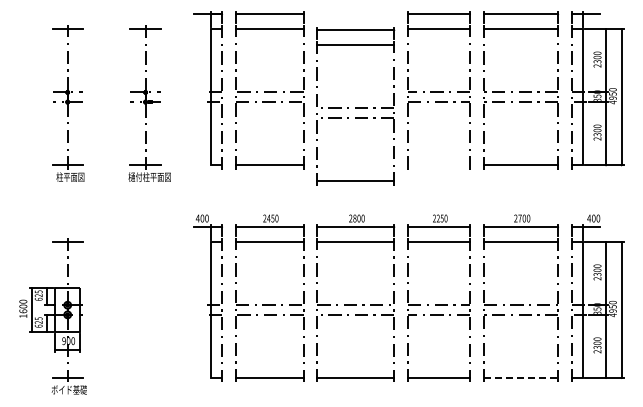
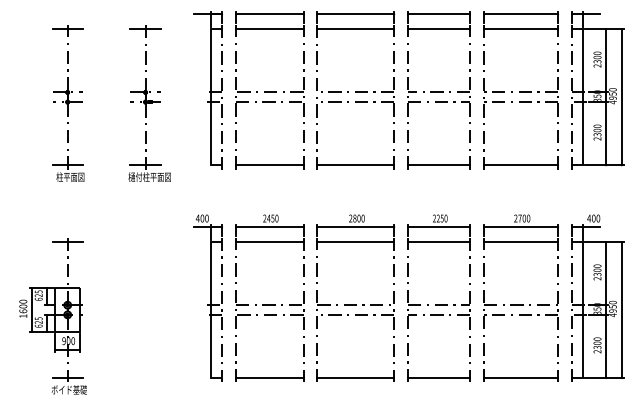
part position: (355, 106) -> (355, 90) (355, 90)
line: none -> present (439, 165)
line: dashed -> solid (521, 378)
